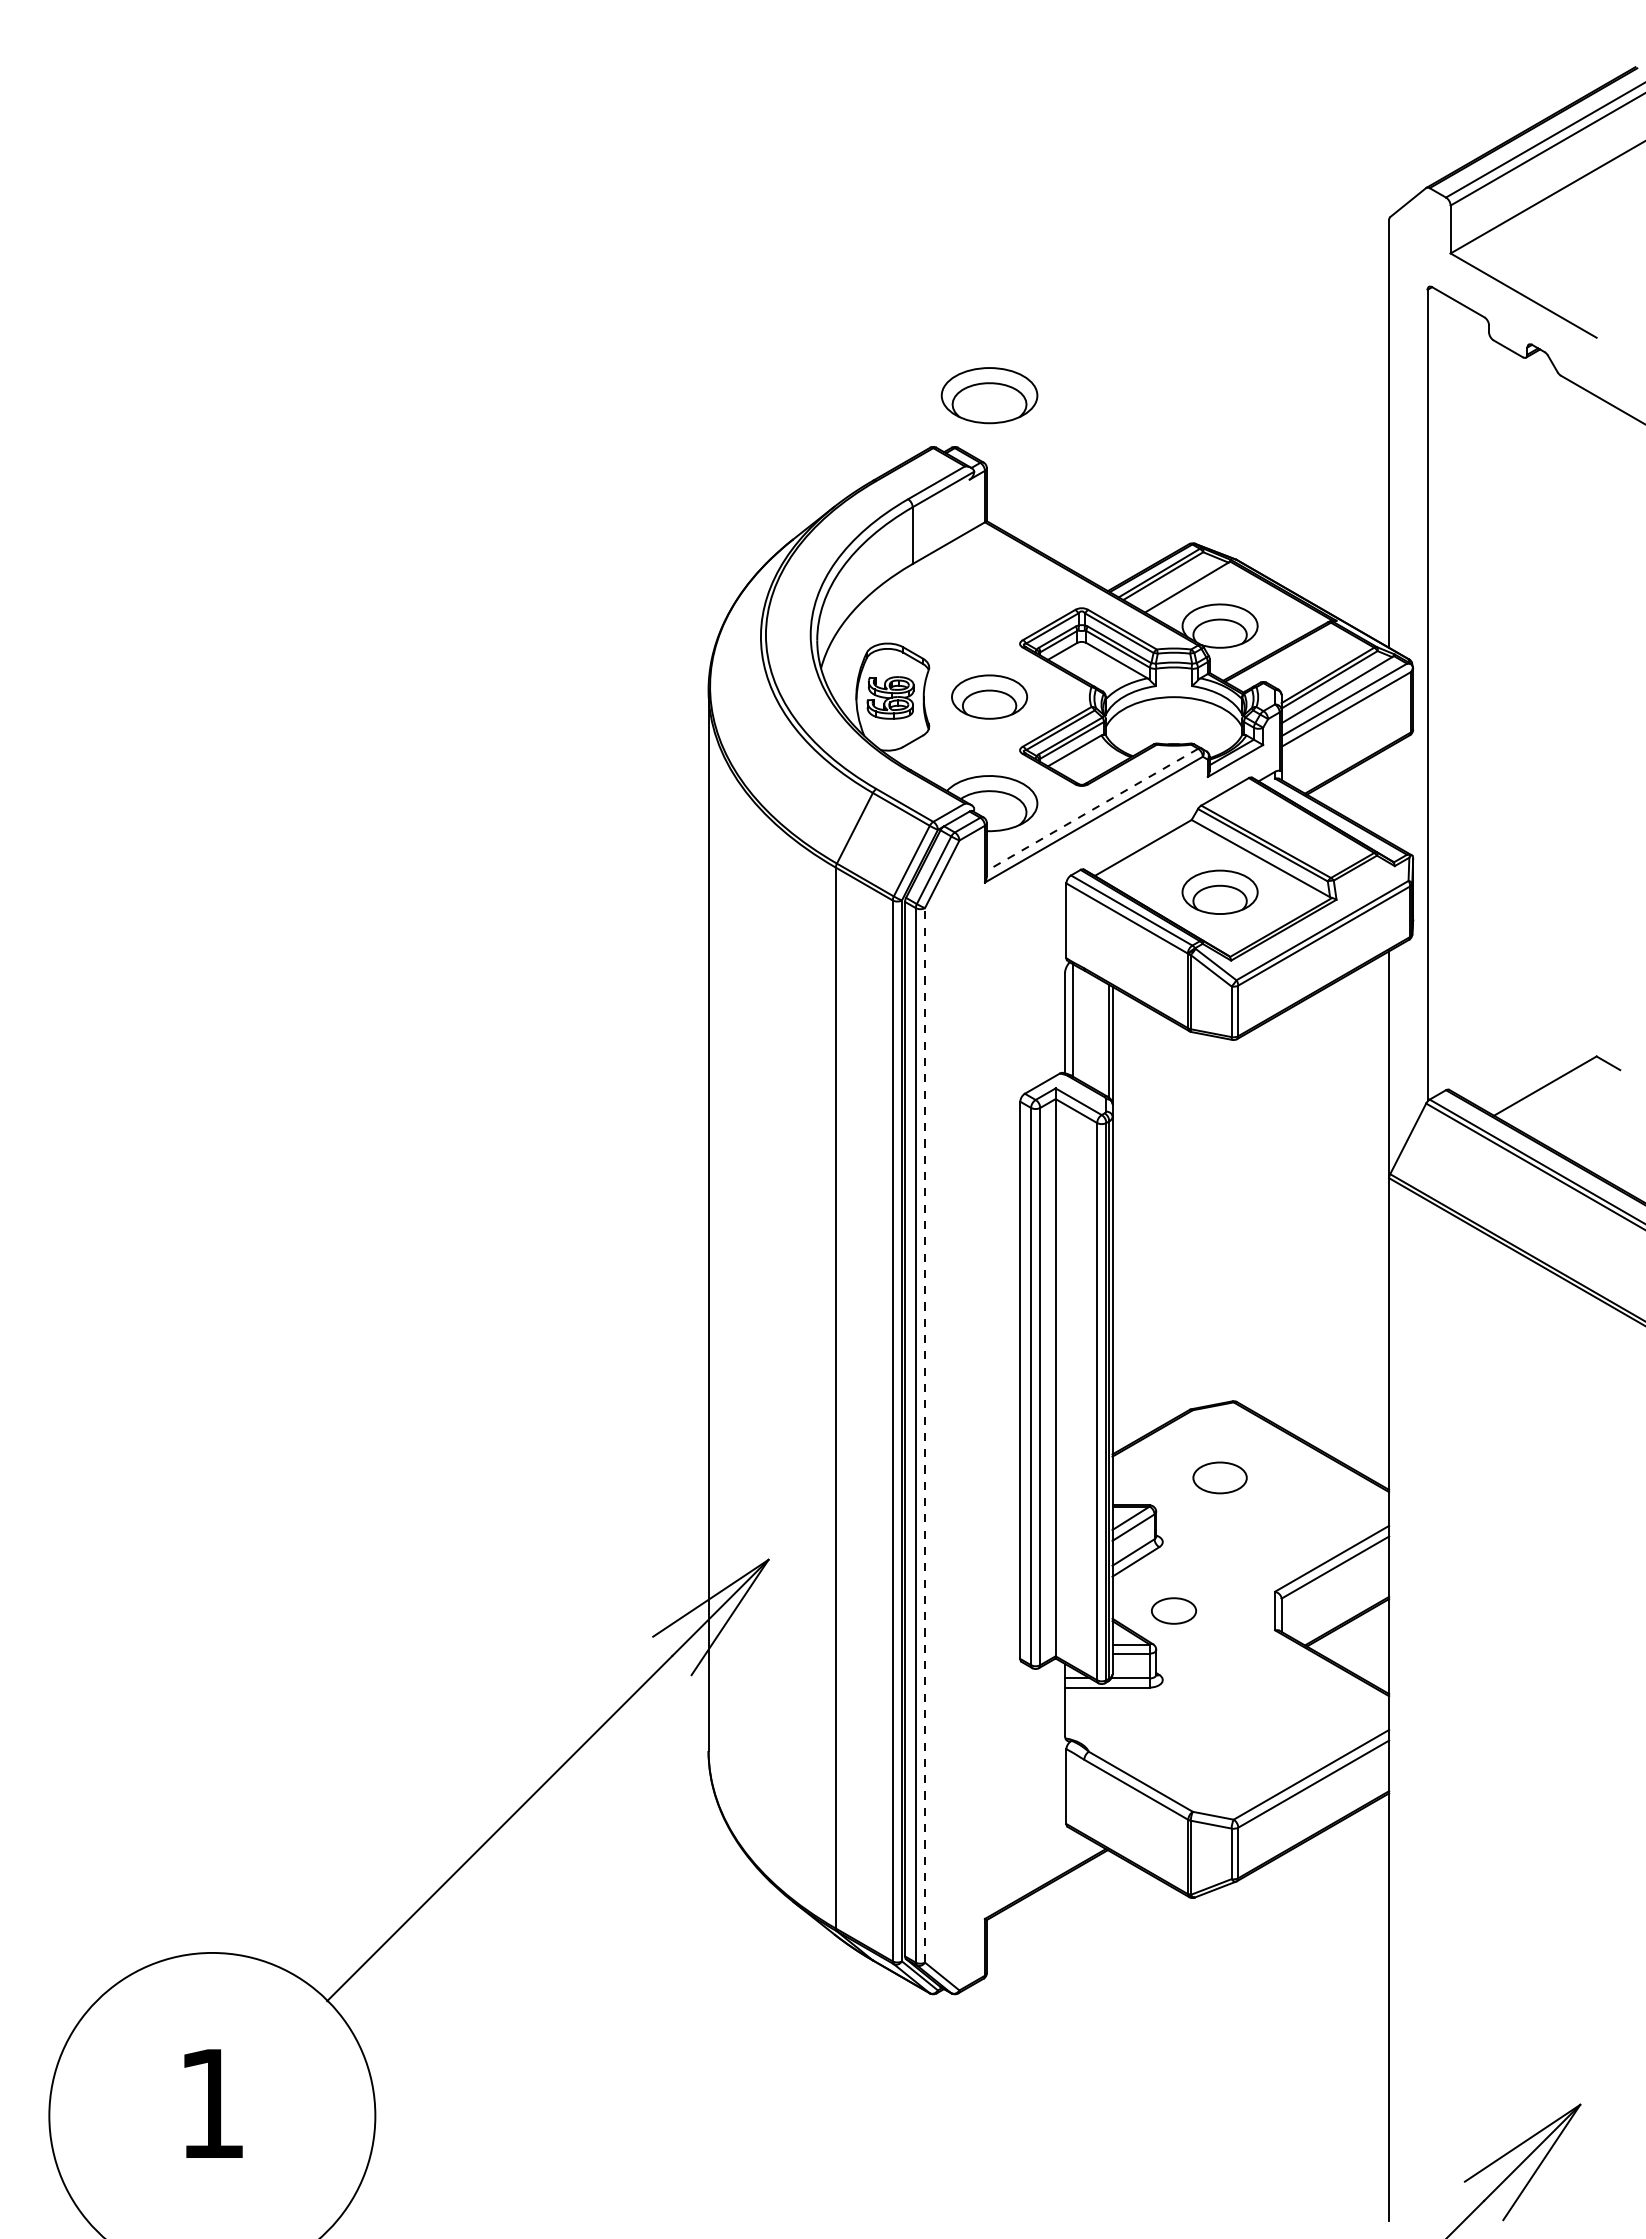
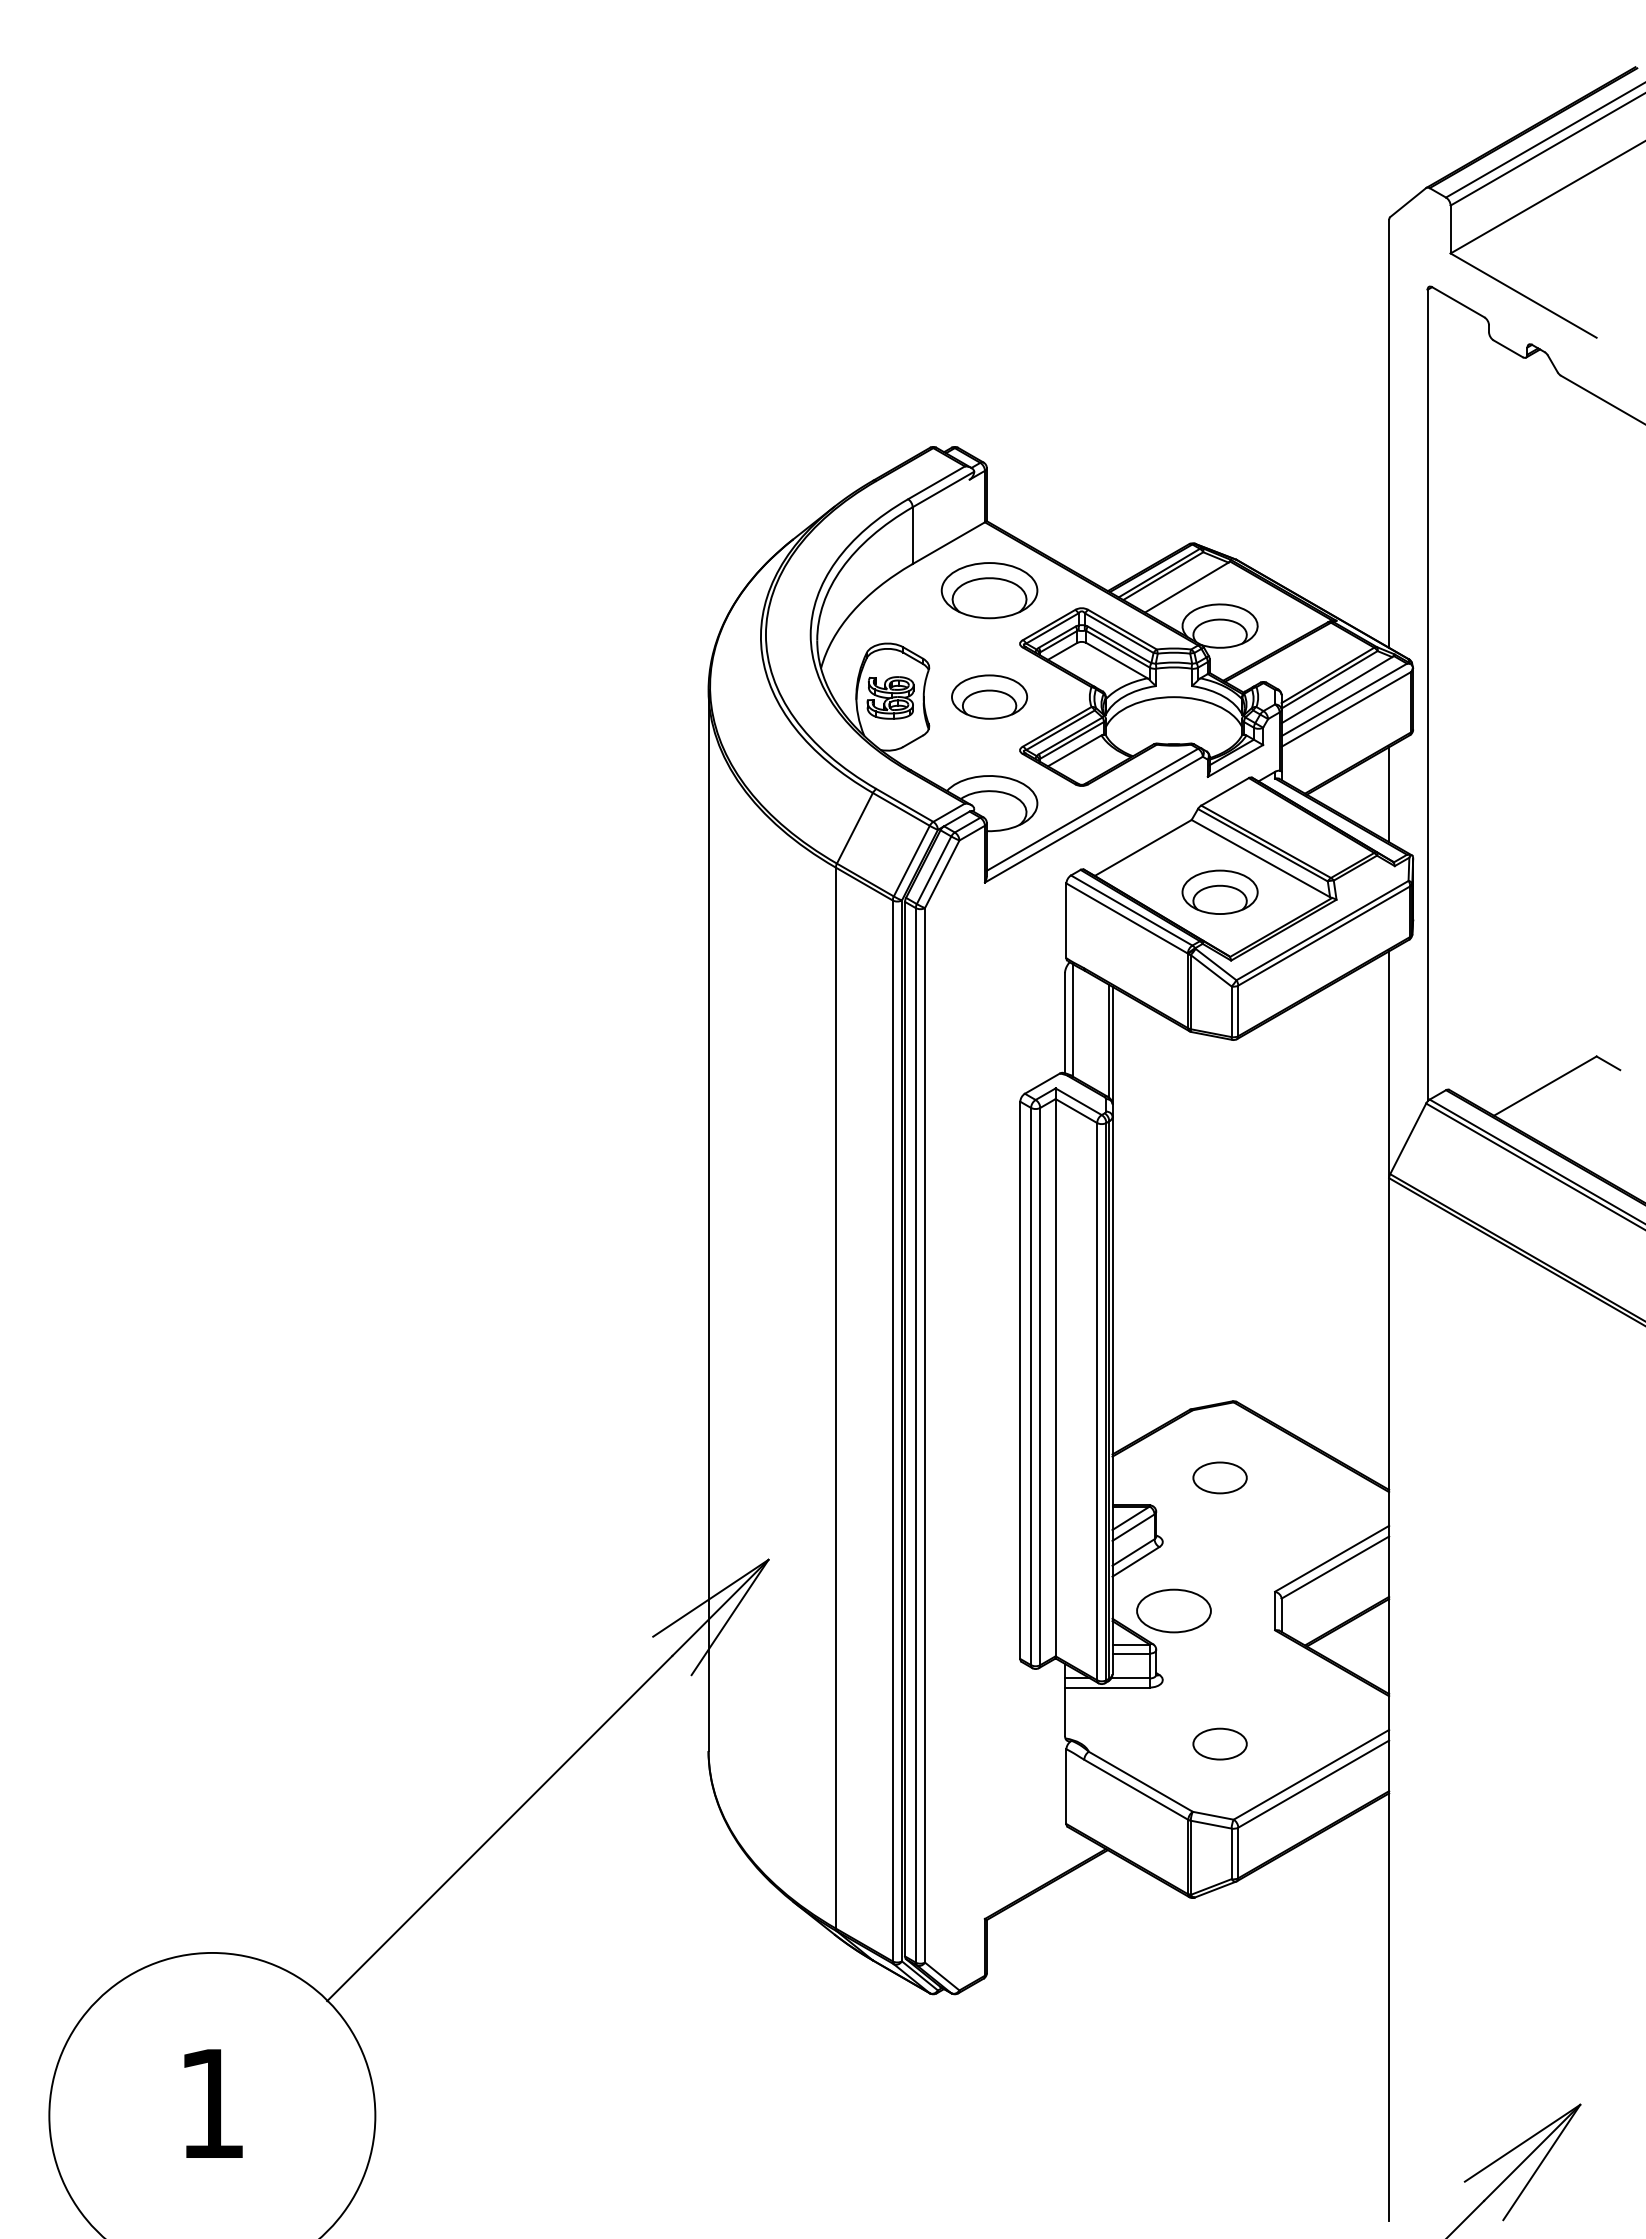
part position: (989, 395) -> (989, 590) (989, 590)
line: none -> present (1389, 794)
line: dashed -> solid (1092, 810)
line: dashed -> solid (925, 1434)
part size: 46x28 px -> 76x46 px (1173, 1610)
part: none -> present (1219, 1743)
